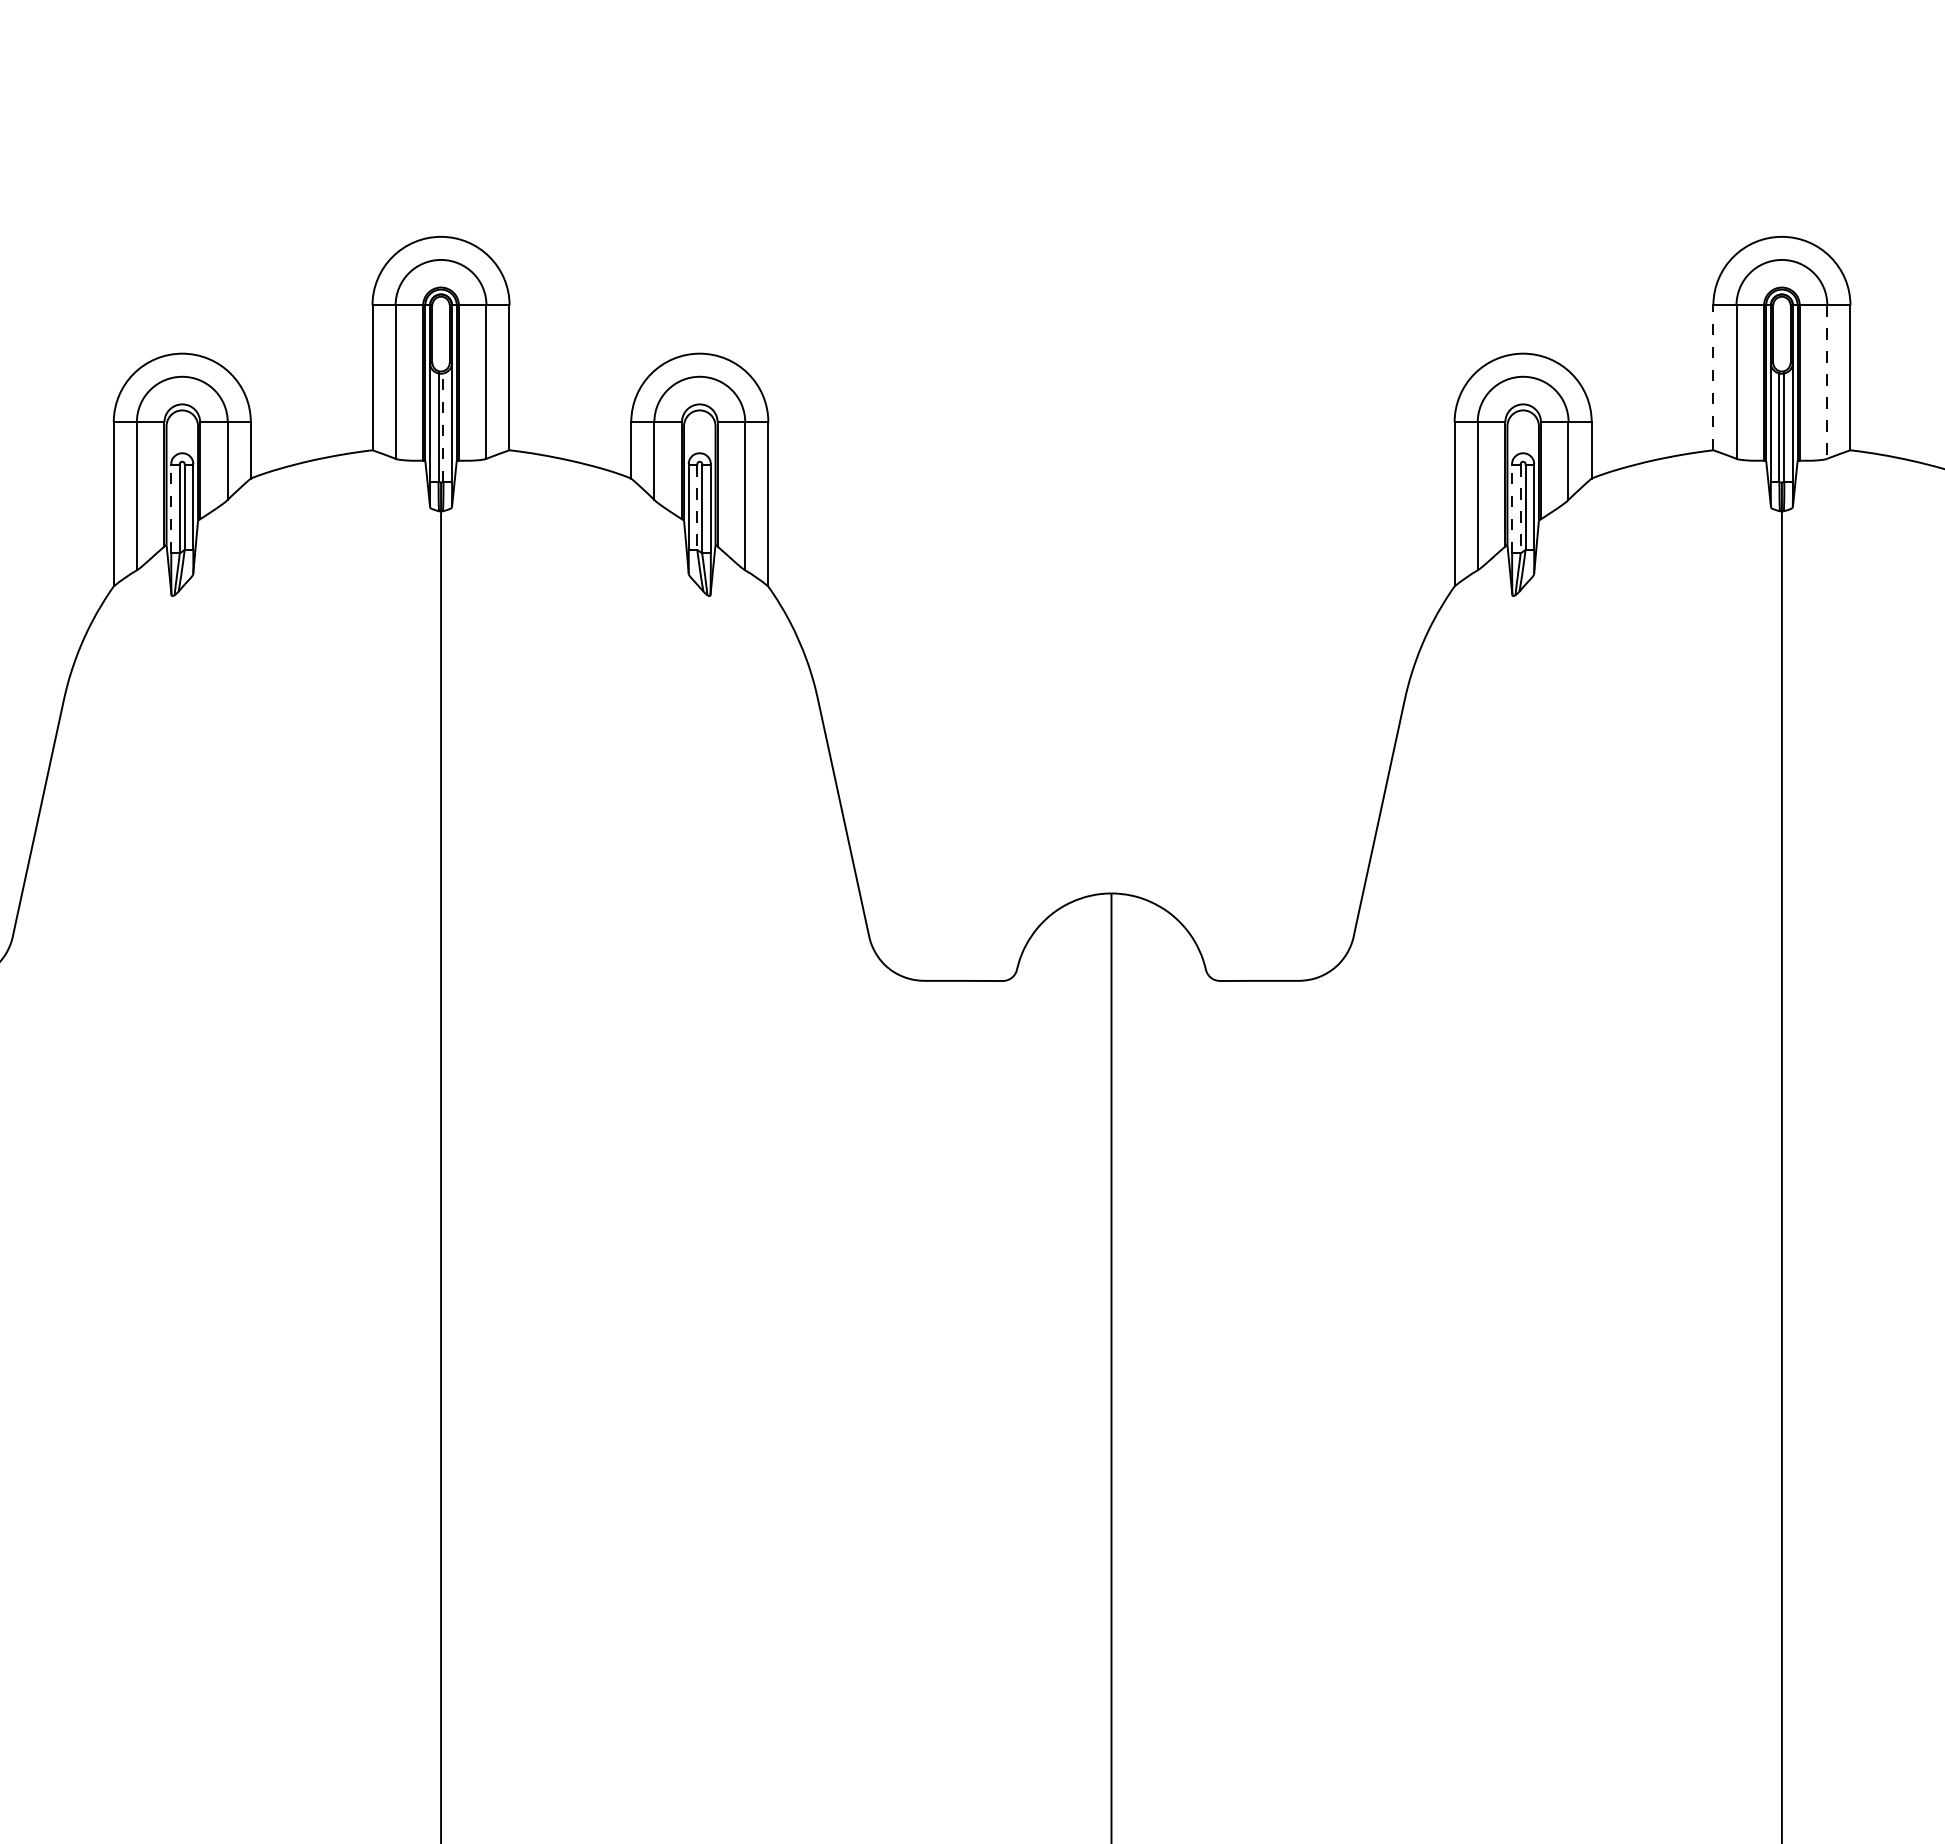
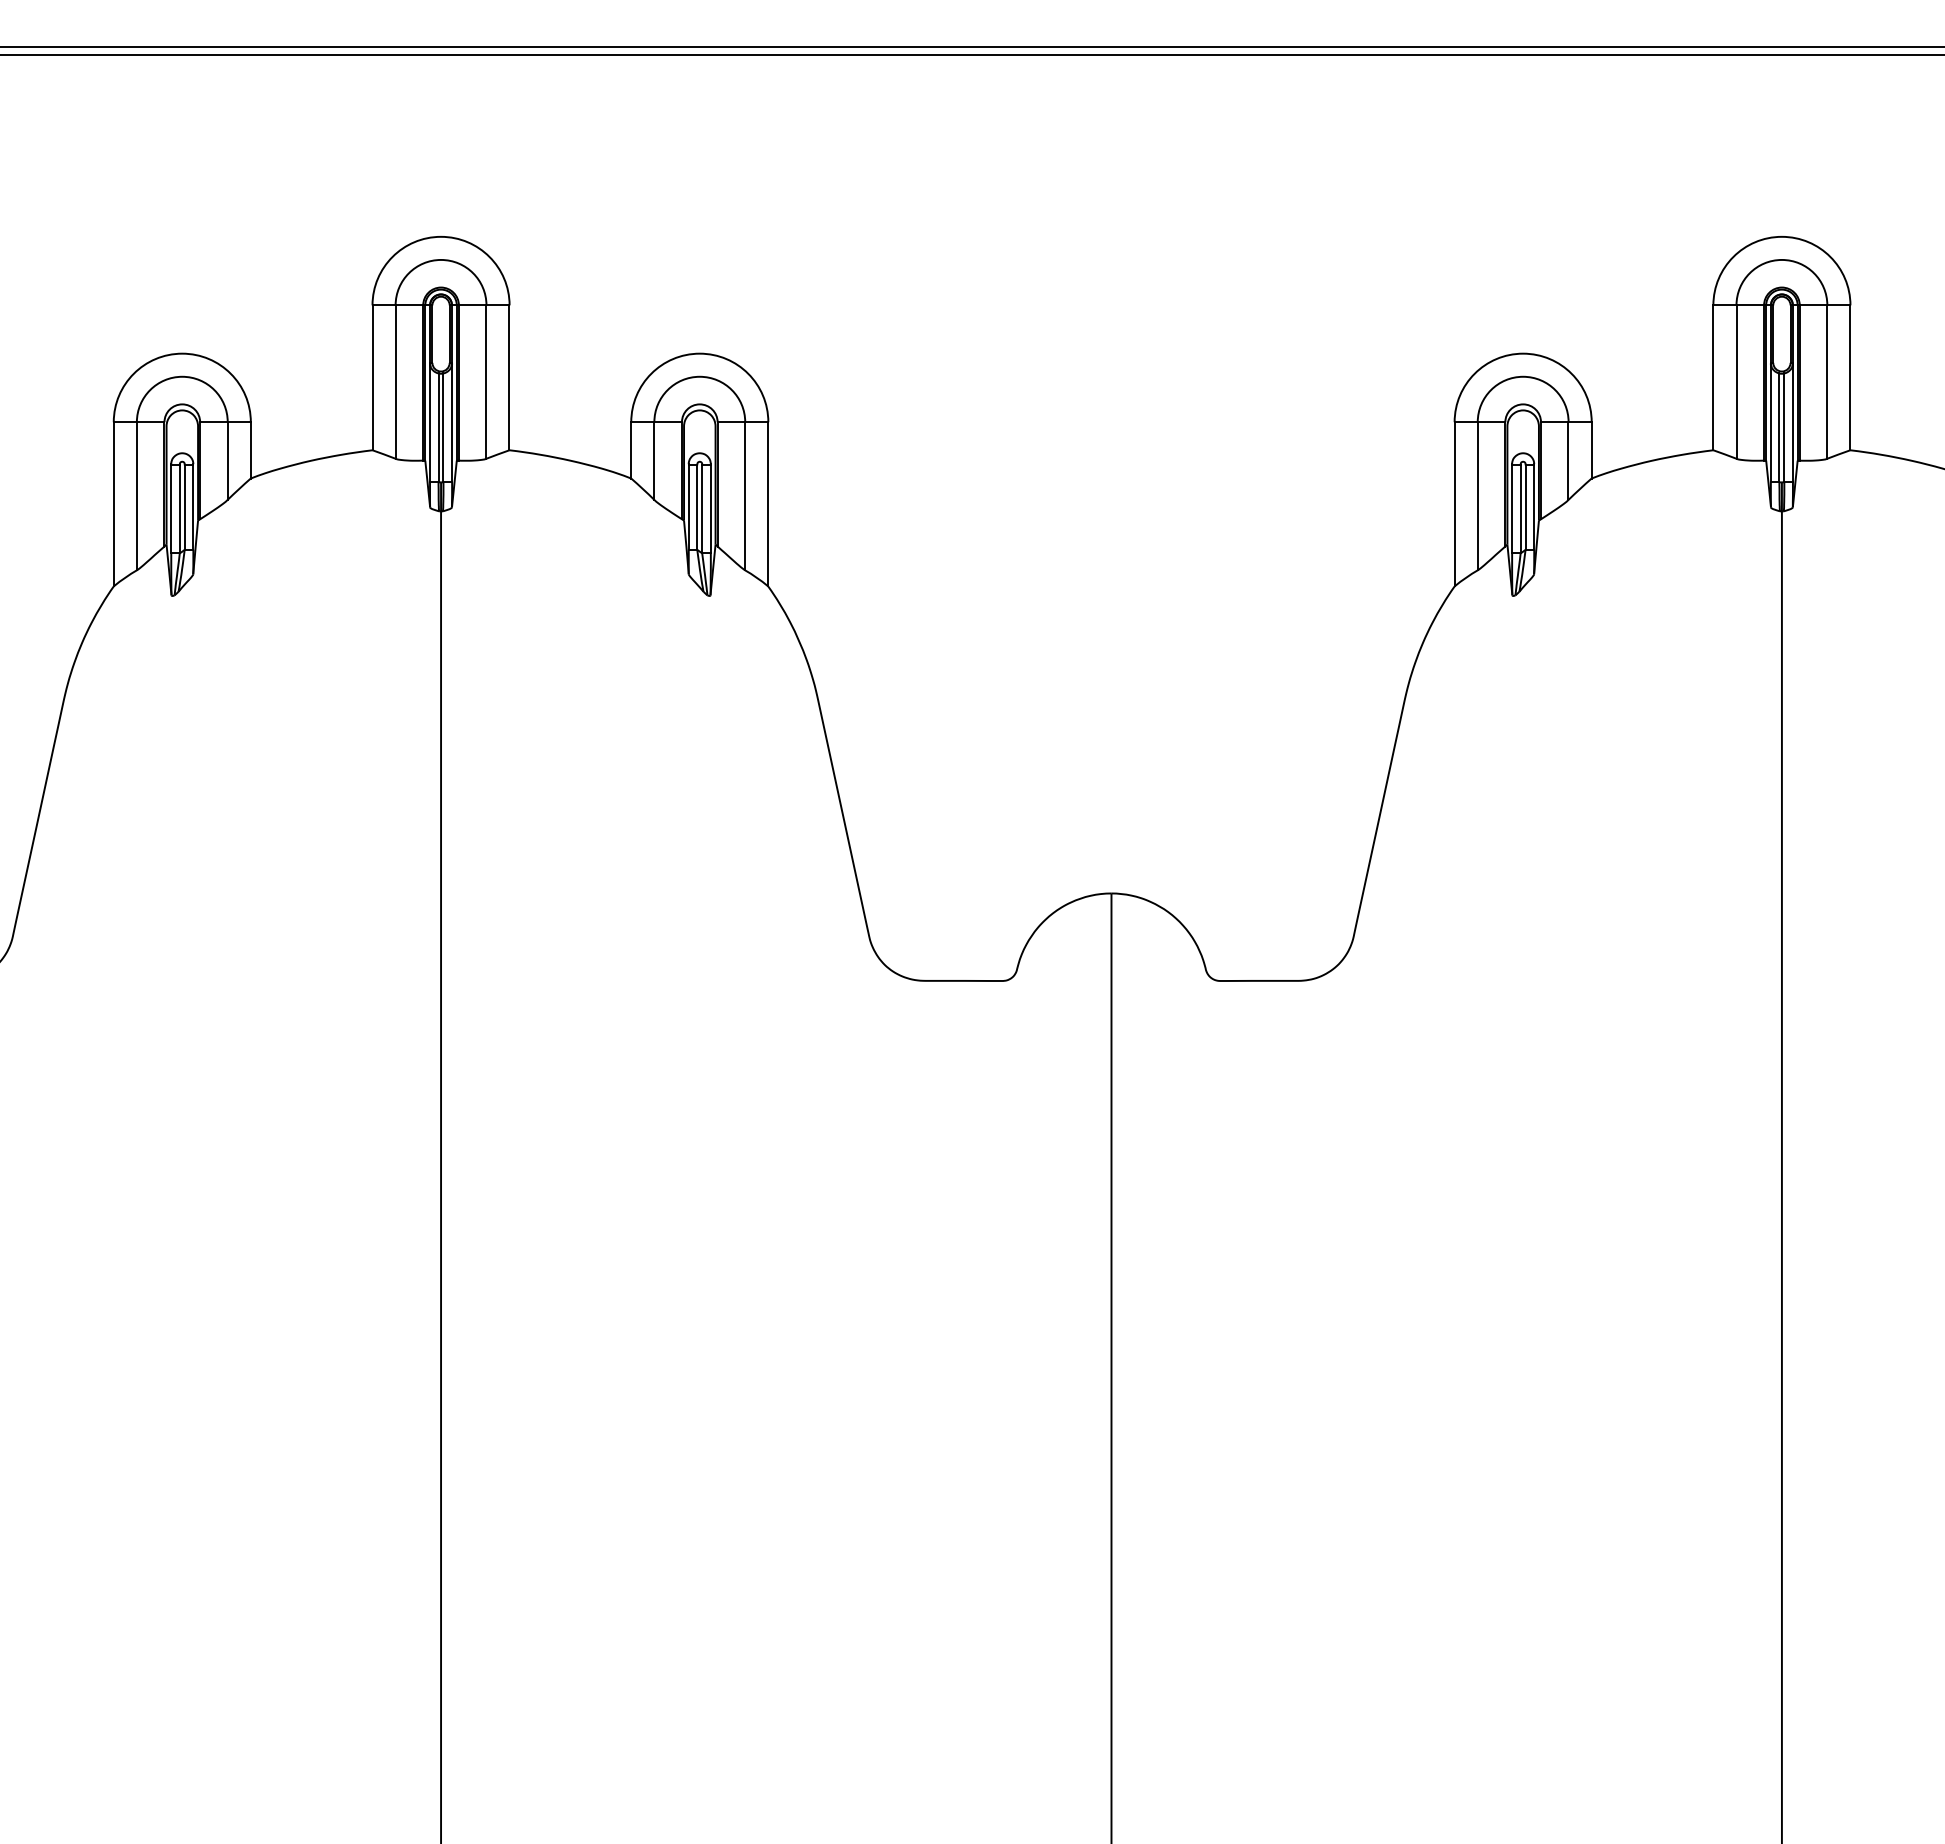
line: none -> present (971, 46)
line: none -> present (971, 55)
line: dashed -> solid (1713, 377)
line: dashed -> solid (1827, 382)
line: dashed -> solid (443, 427)
line: dashed -> solid (171, 508)
line: dashed -> solid (697, 508)
line: dashed -> solid (1512, 508)
line: dashed -> solid (1520, 509)
